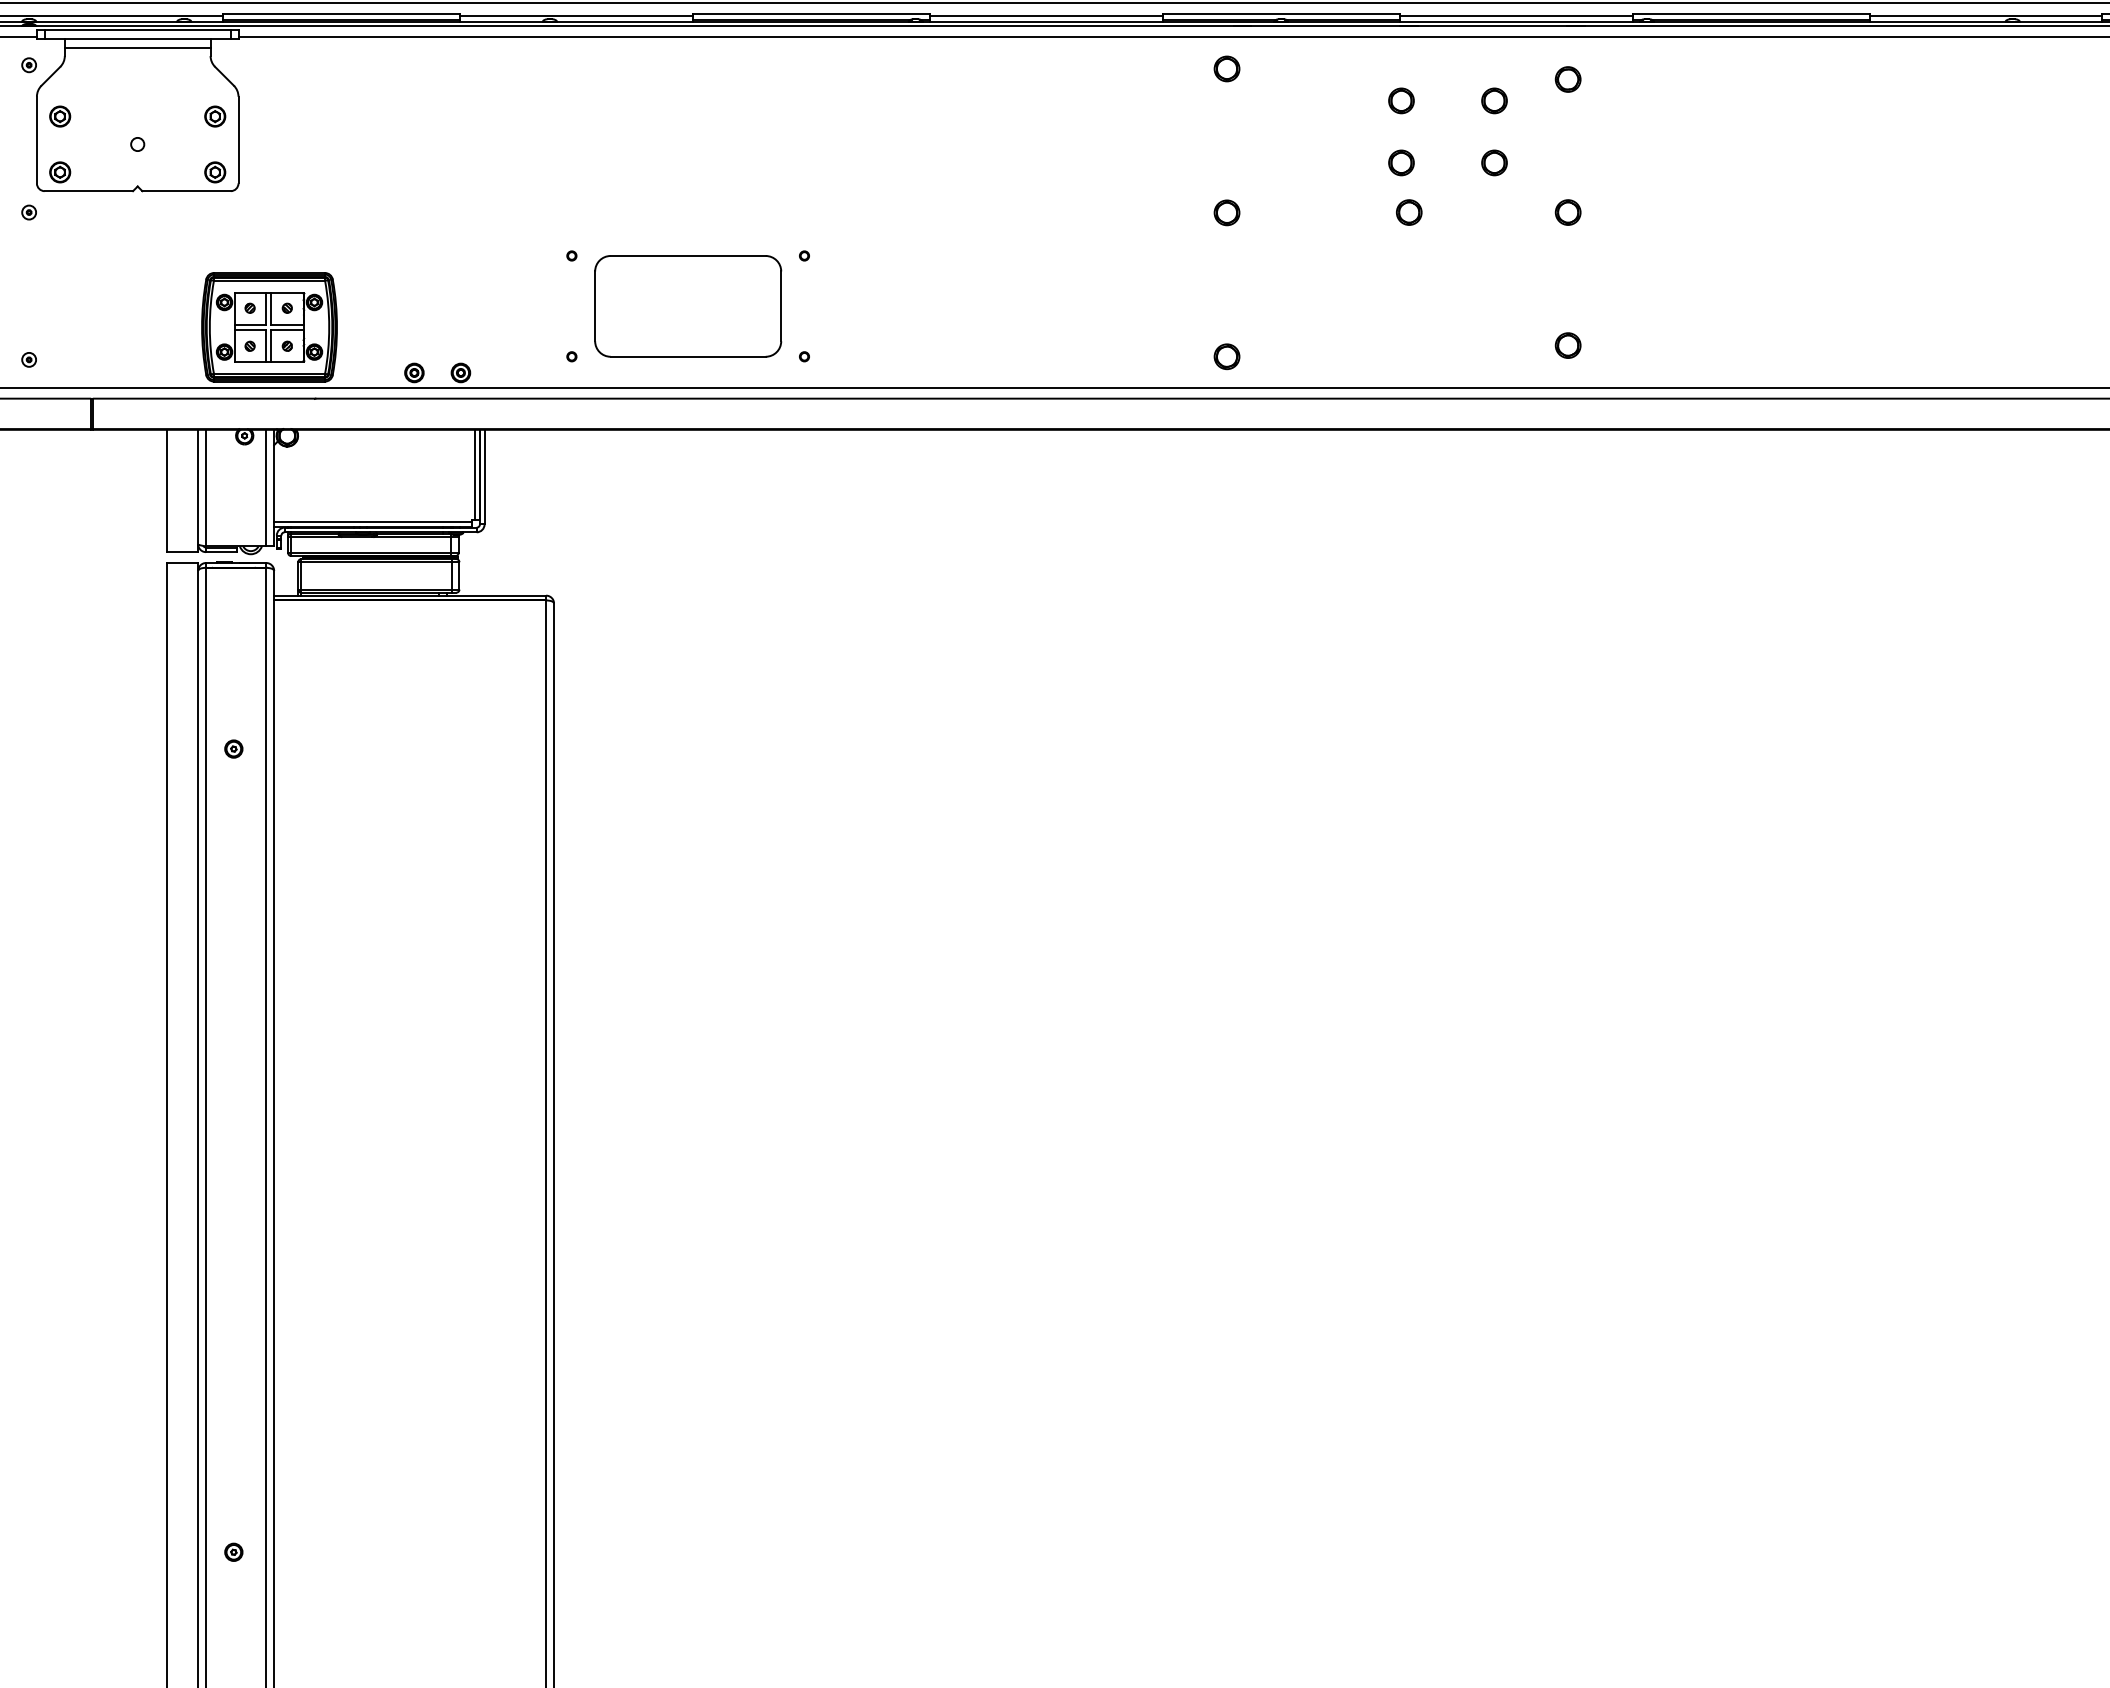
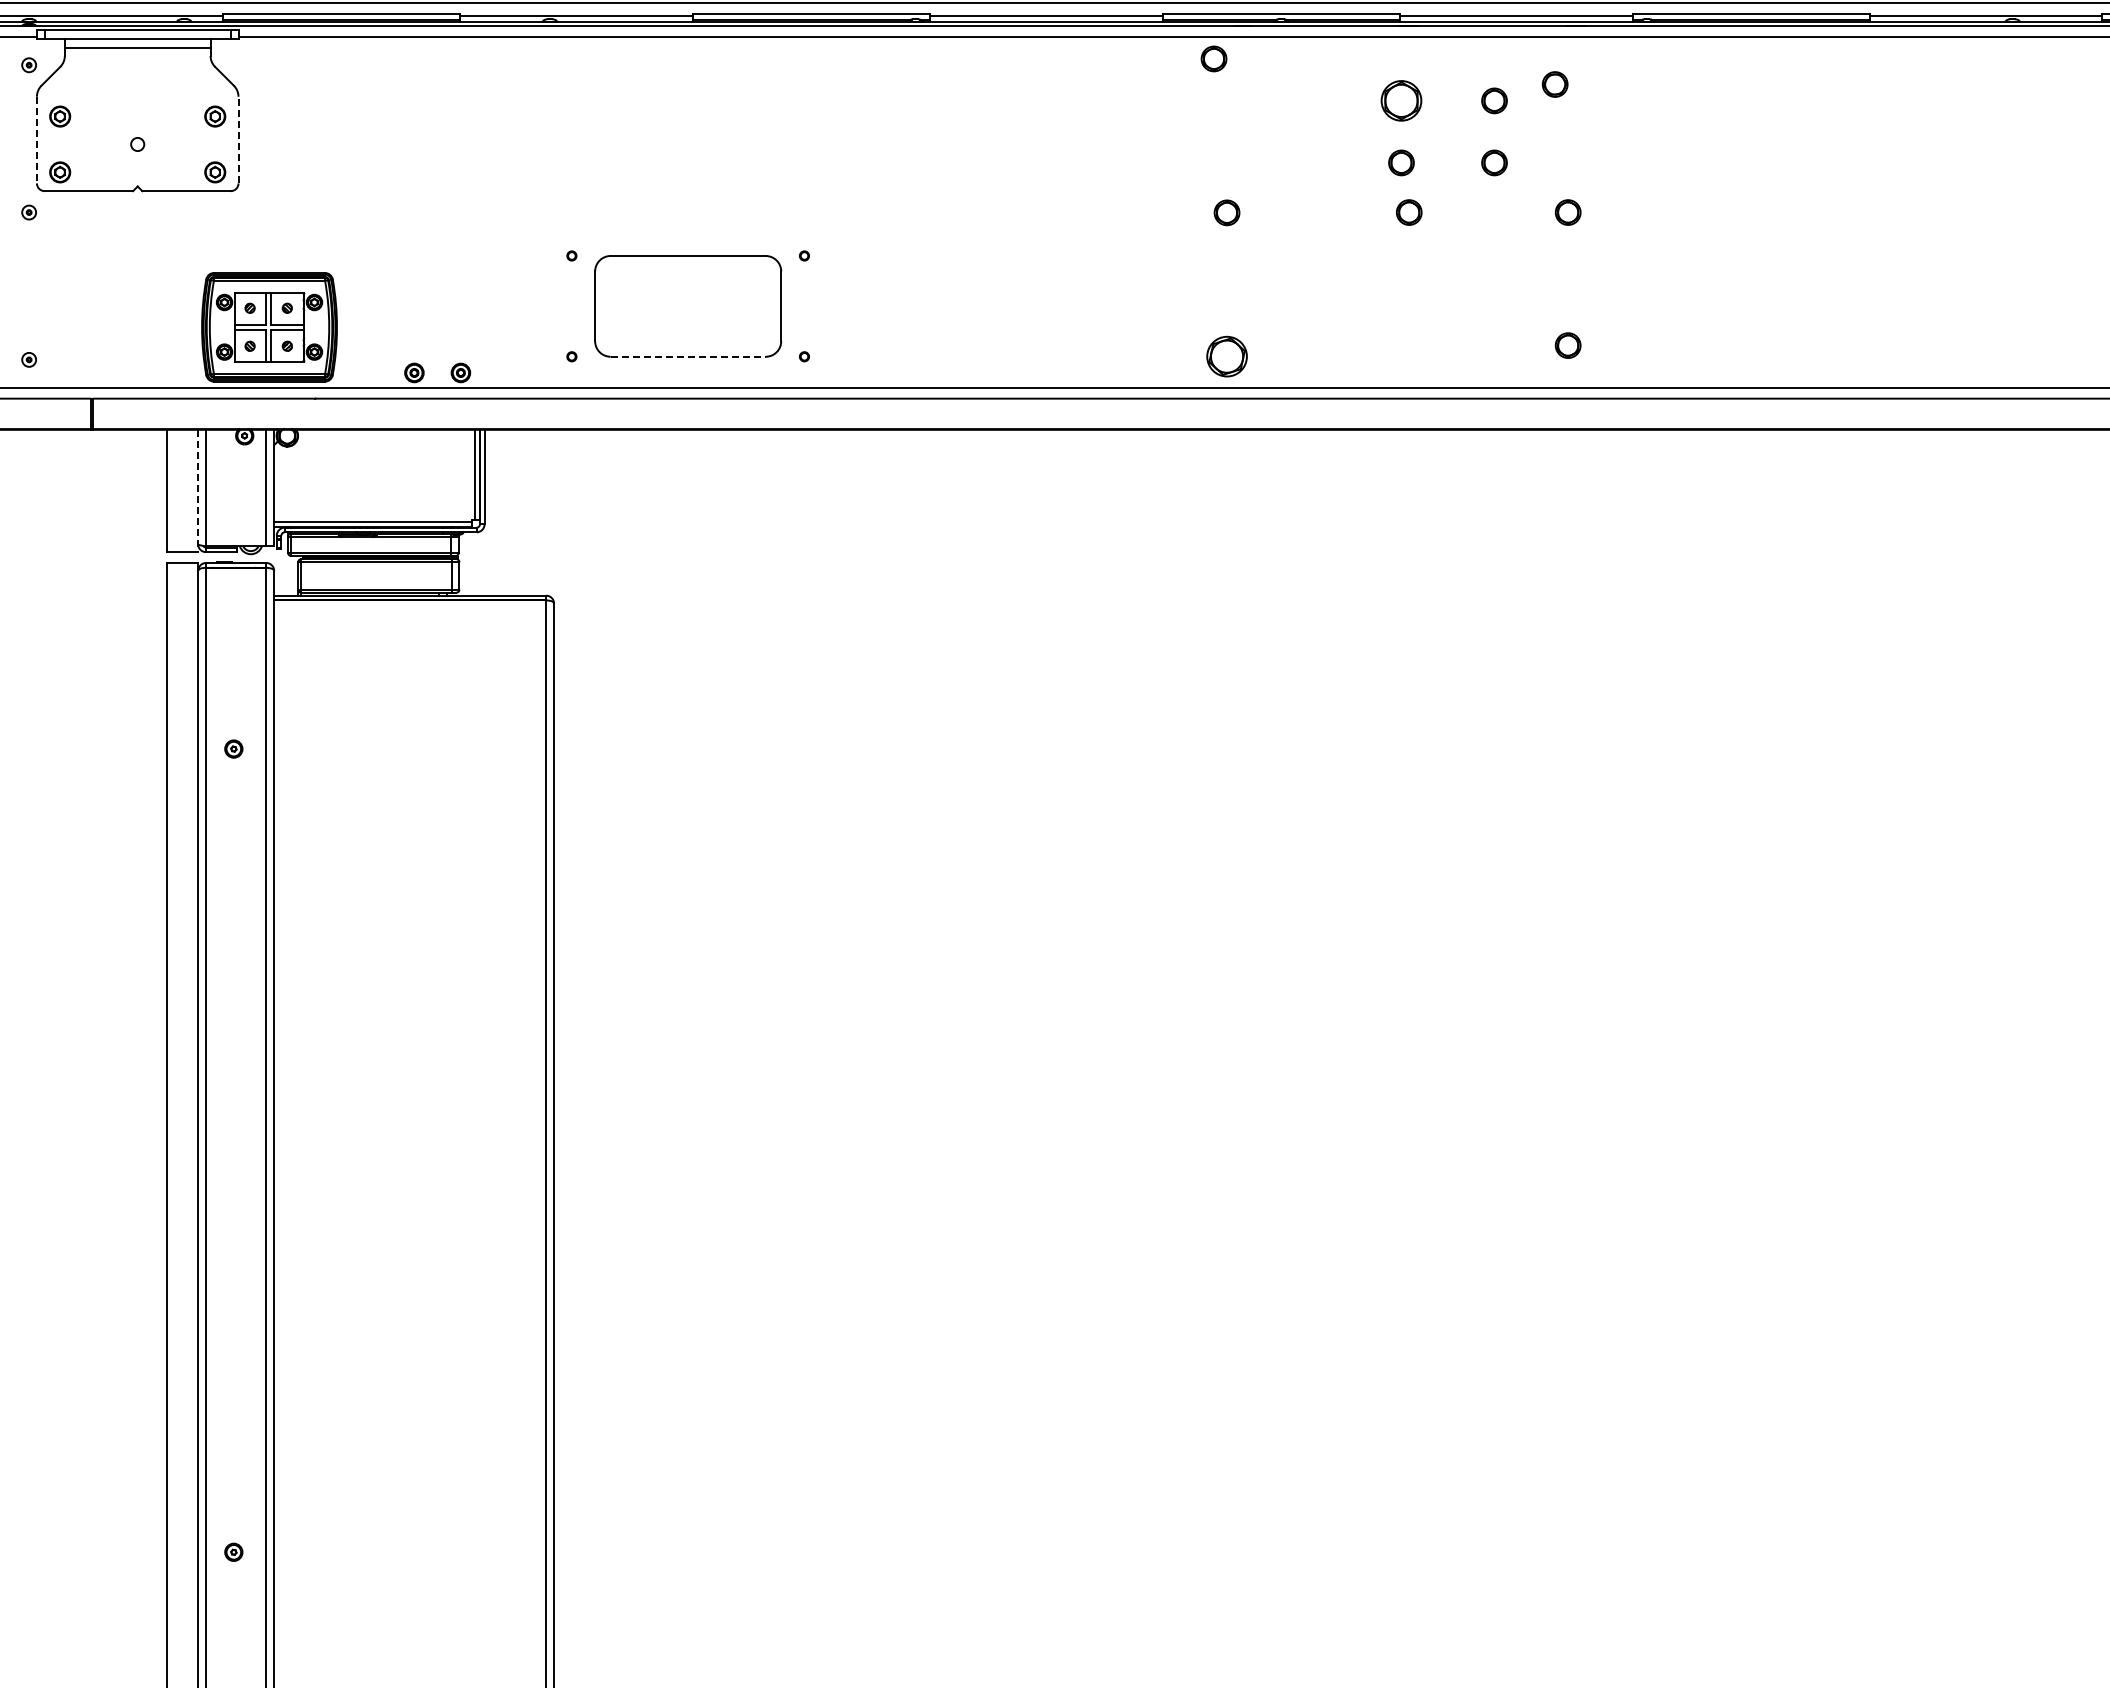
part position: (1226, 68) -> (1213, 58) (1213, 58)
part position: (1567, 79) -> (1554, 84) (1554, 84)
part size: 27x28 px -> 43x42 px (1401, 100)
line: solid -> dashed (238, 139)
line: solid -> dashed (36, 140)
line: solid -> dashed (688, 356)
part size: 28x28 px -> 42x43 px (1226, 356)
line: solid -> dashed (198, 491)
